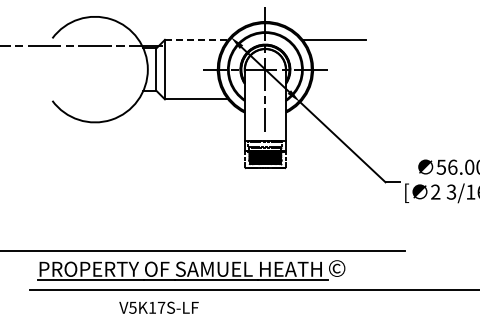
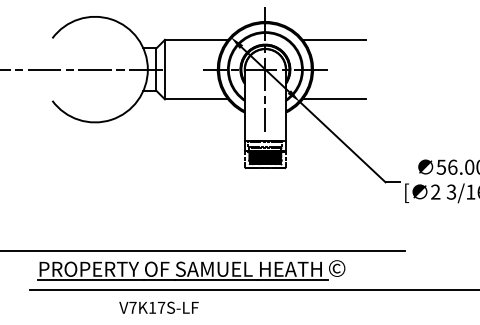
line: dashed -> solid (196, 39)
line position: (82, 45) -> (82, 69) (82, 69)
line: none -> present (333, 99)
text: V5K17S-LF -> V7K17S-LF (132, 307)
